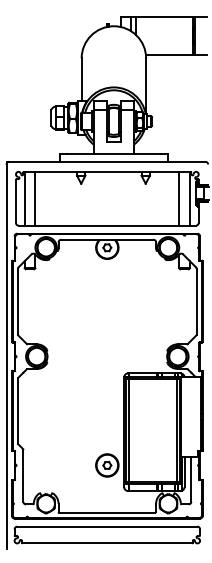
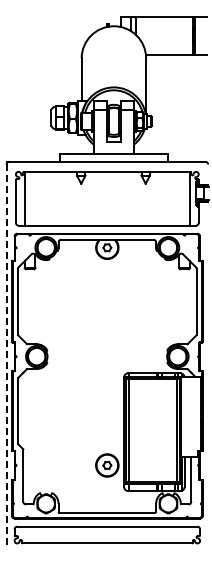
line: present -> none (35, 198)
line: present -> none (179, 198)
line: solid -> dashed (6, 357)
